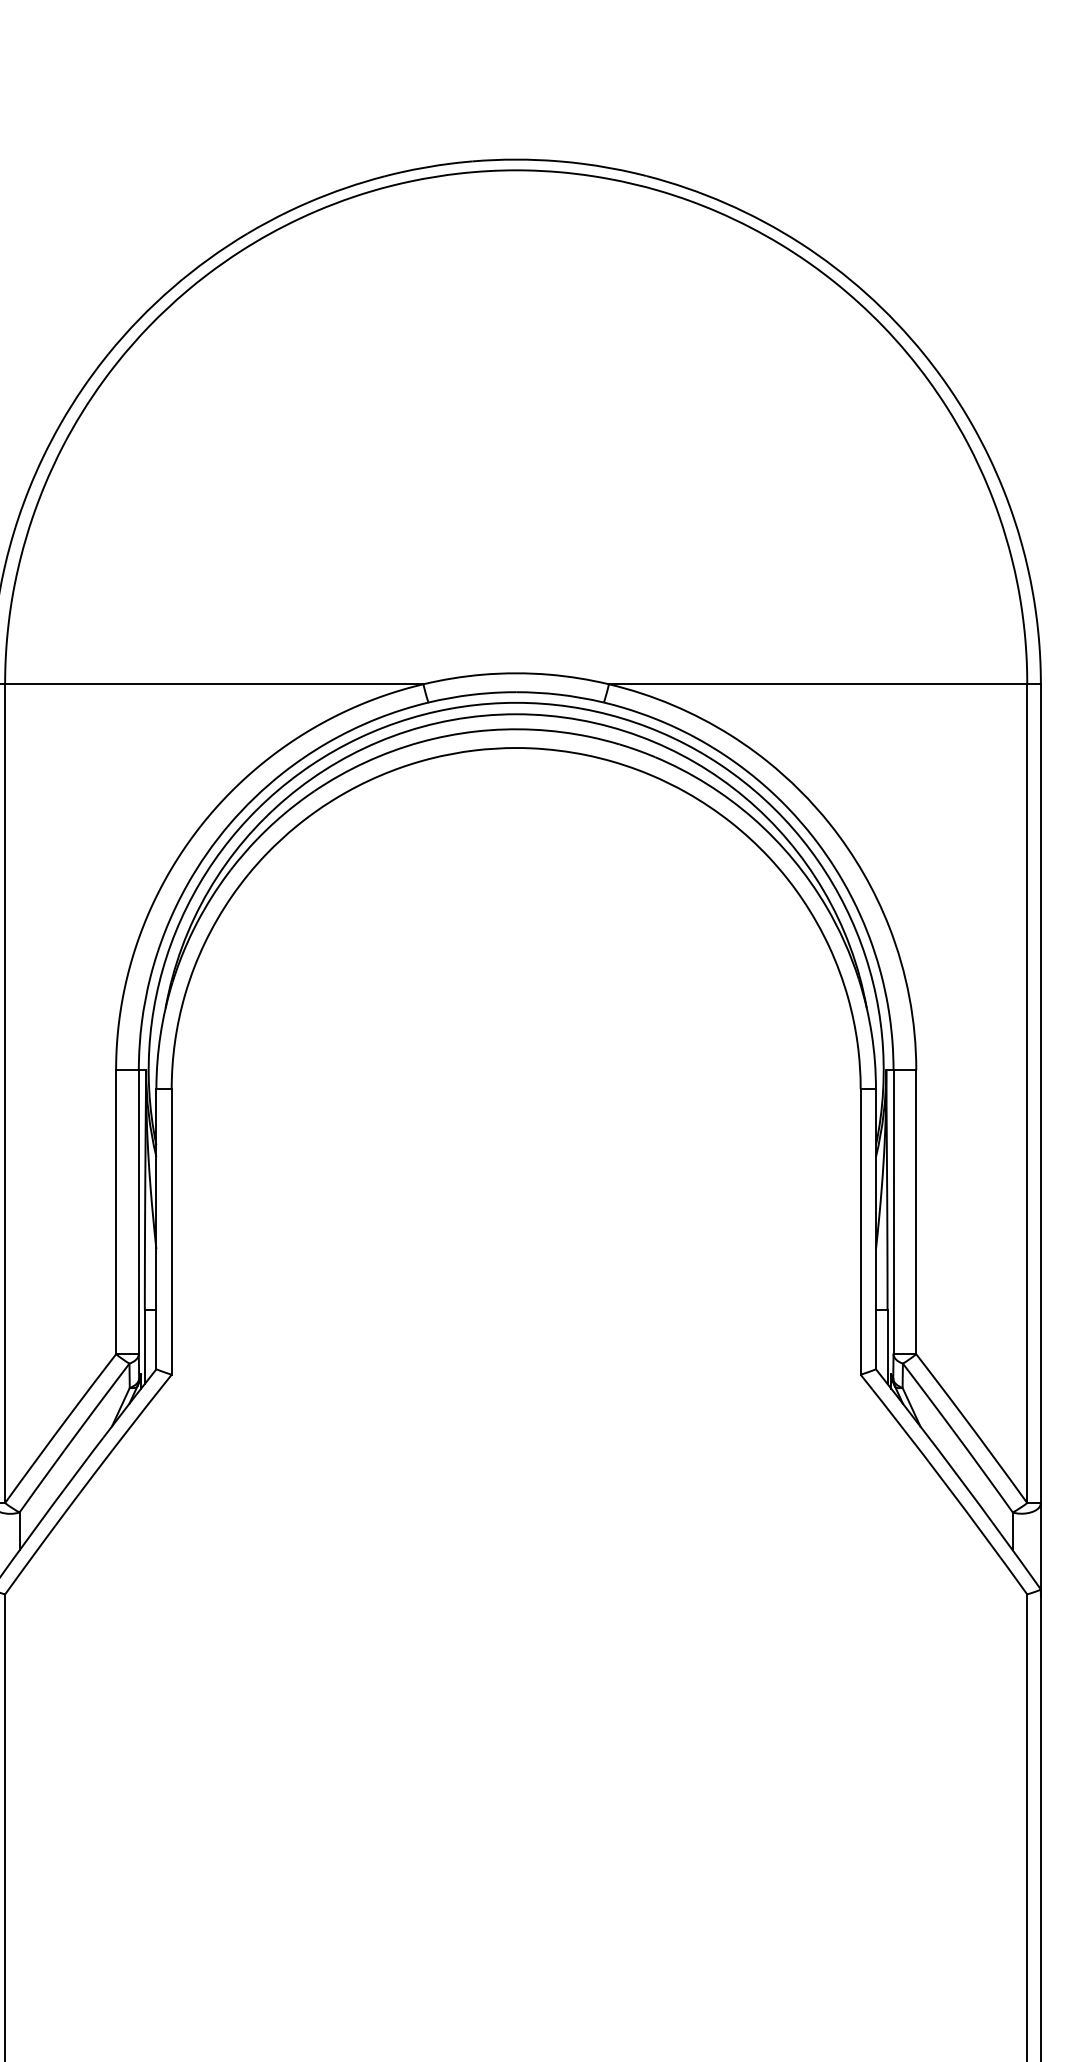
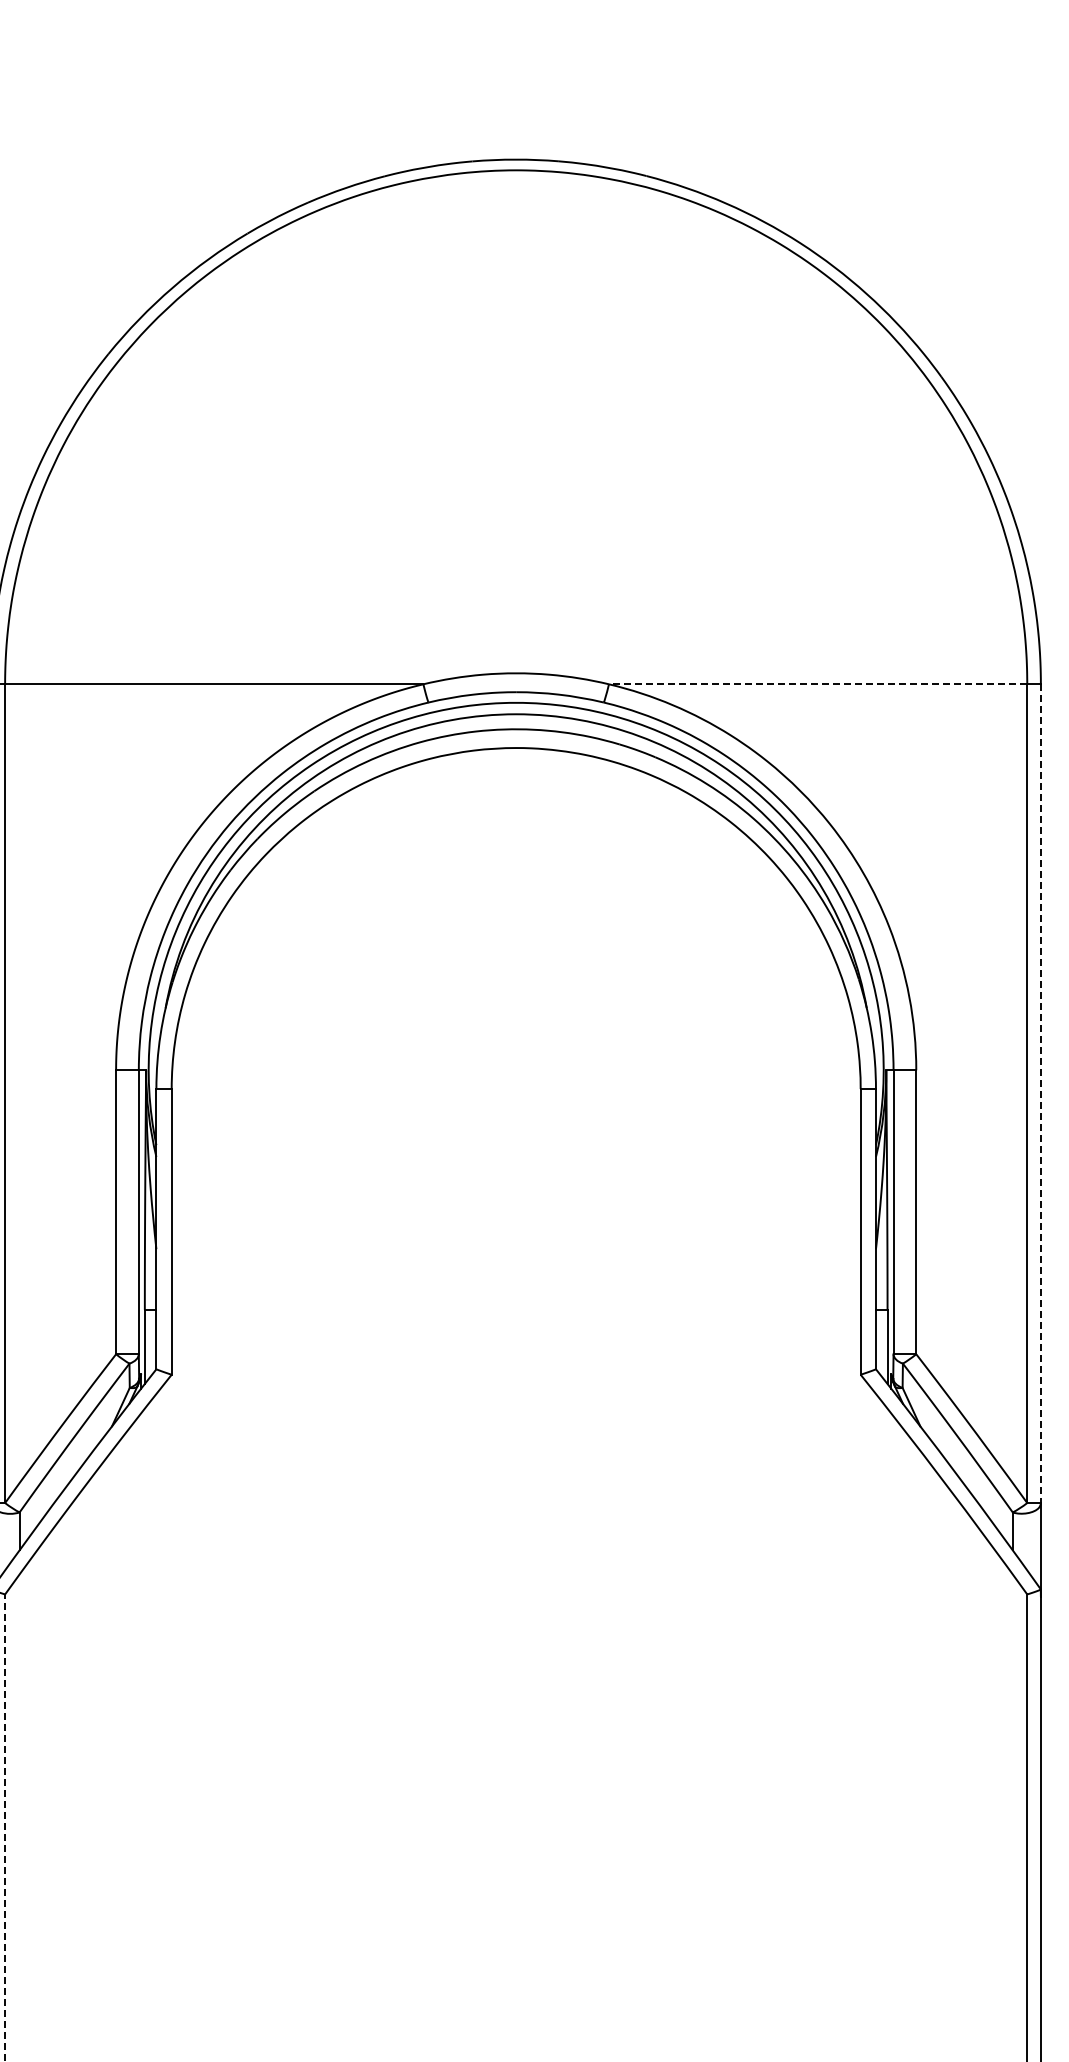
line: solid -> dashed (817, 684)
line: solid -> dashed (1040, 1094)
line: solid -> dashed (5, 1827)
